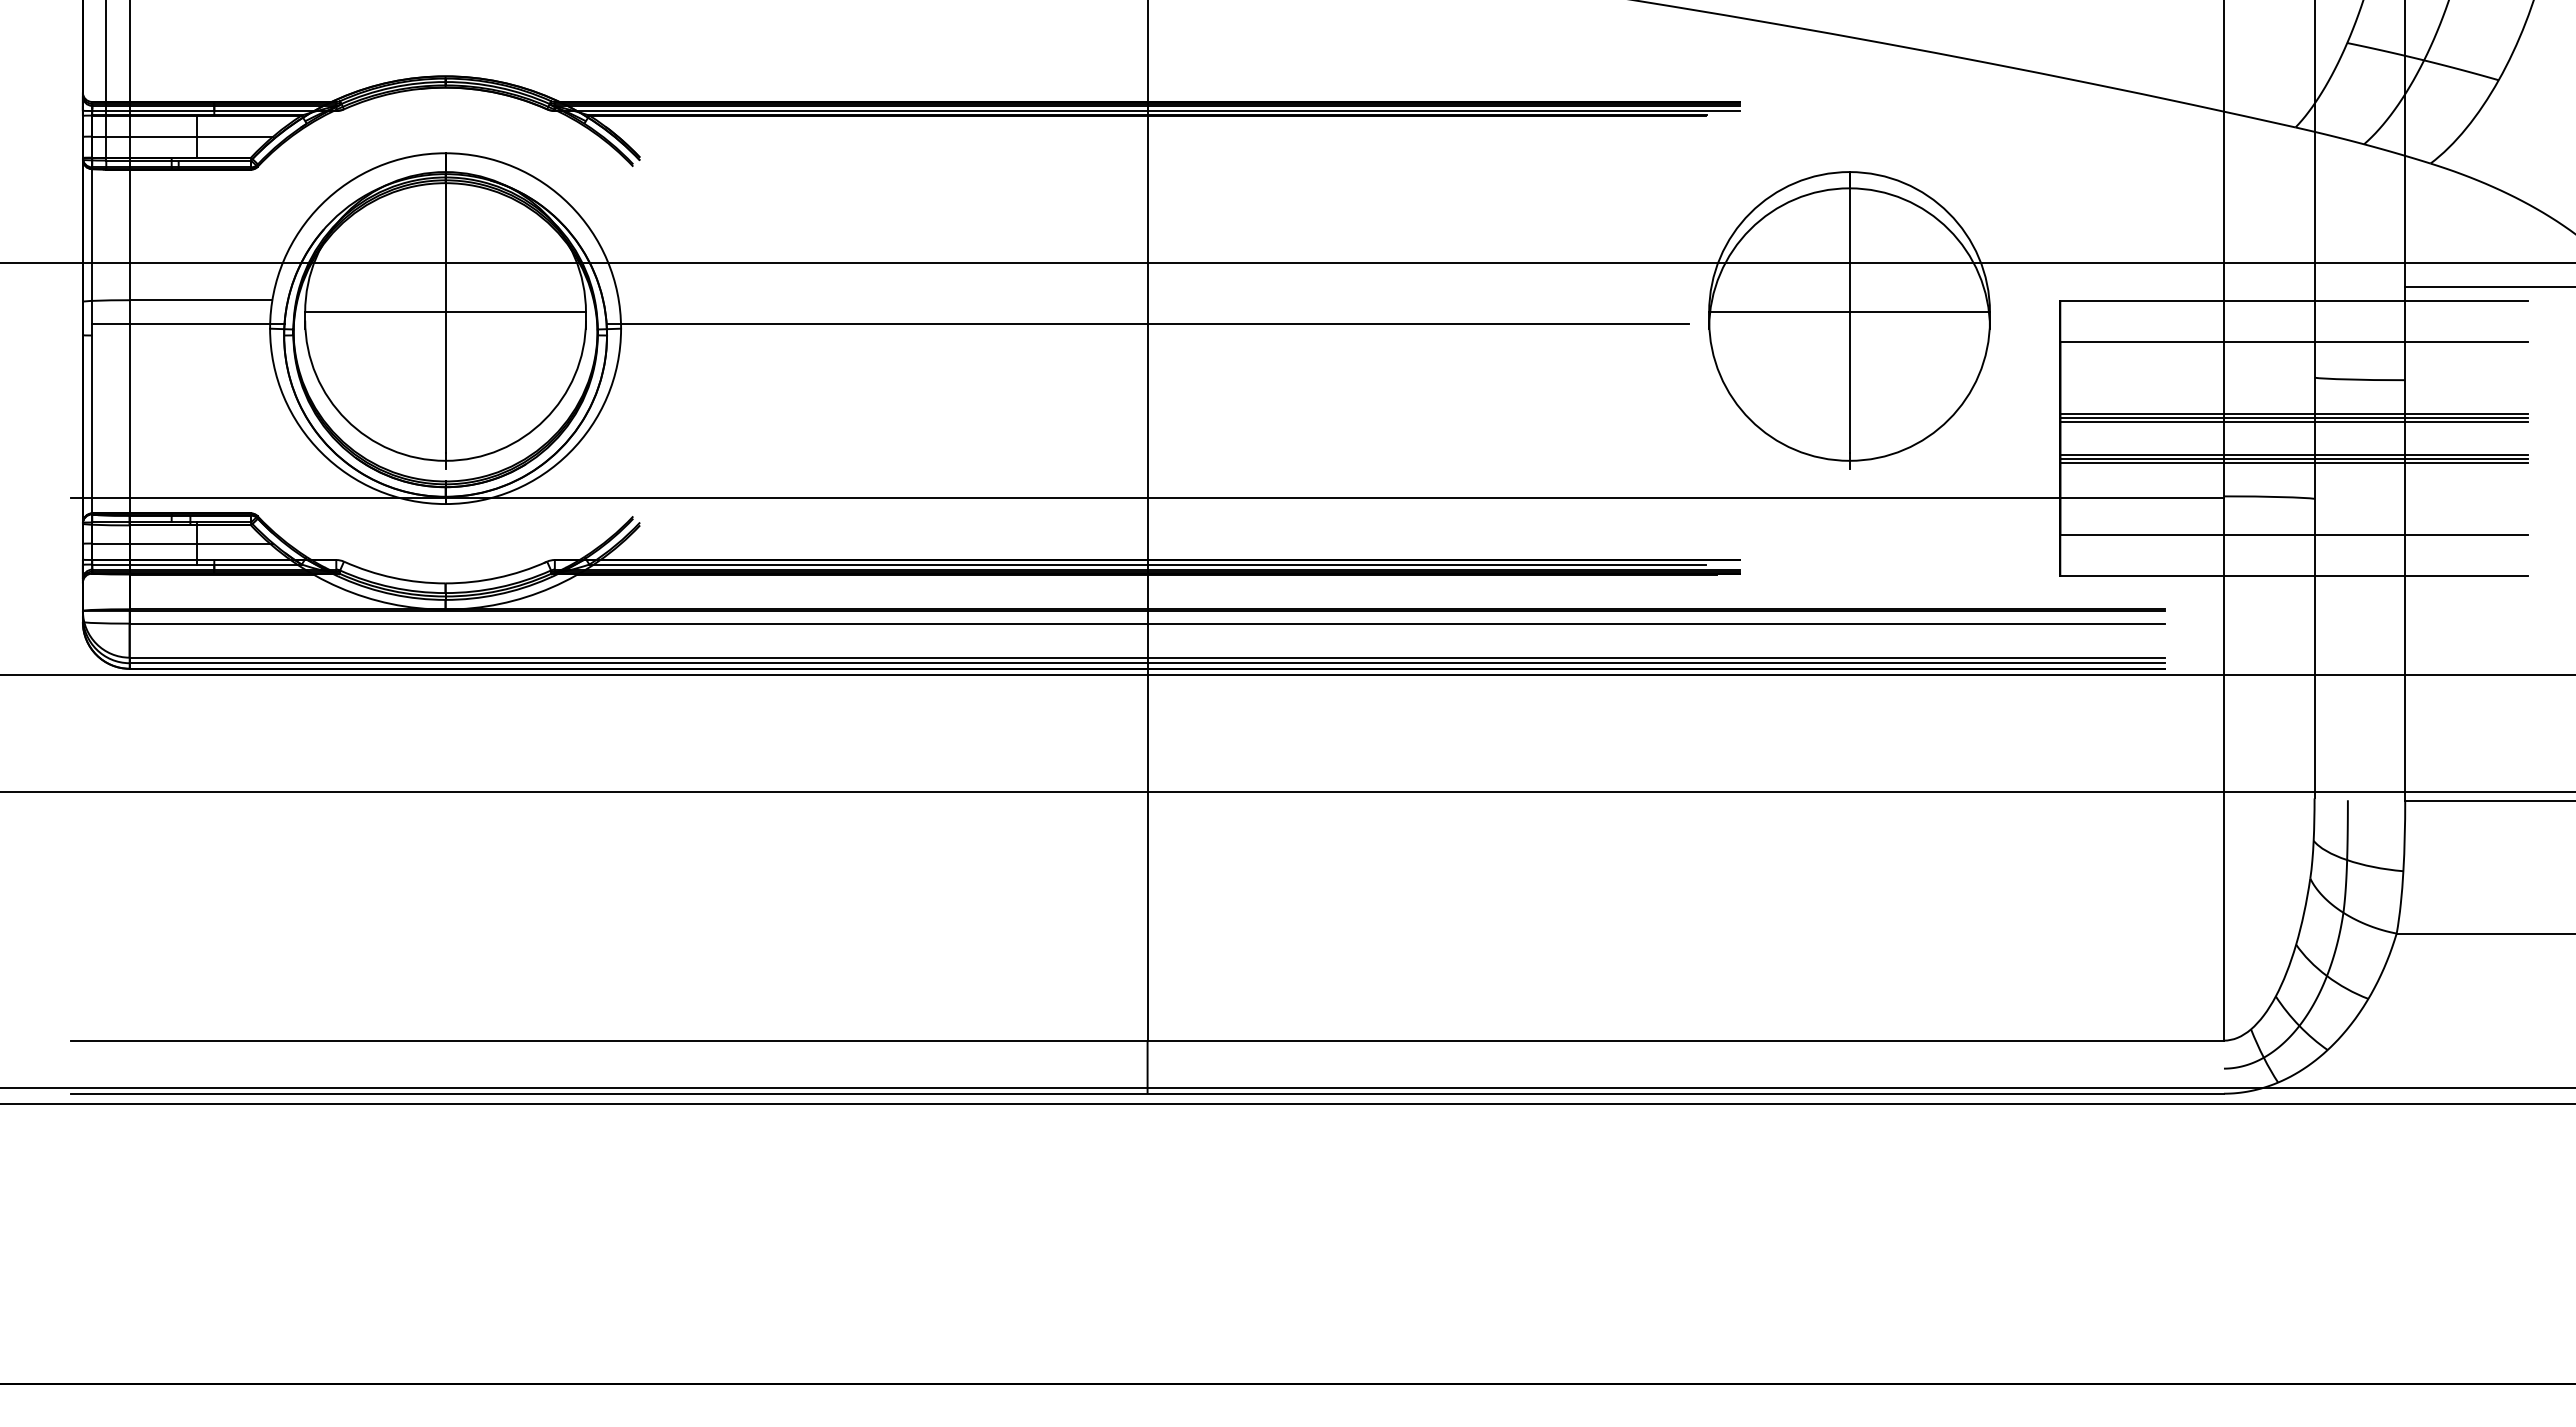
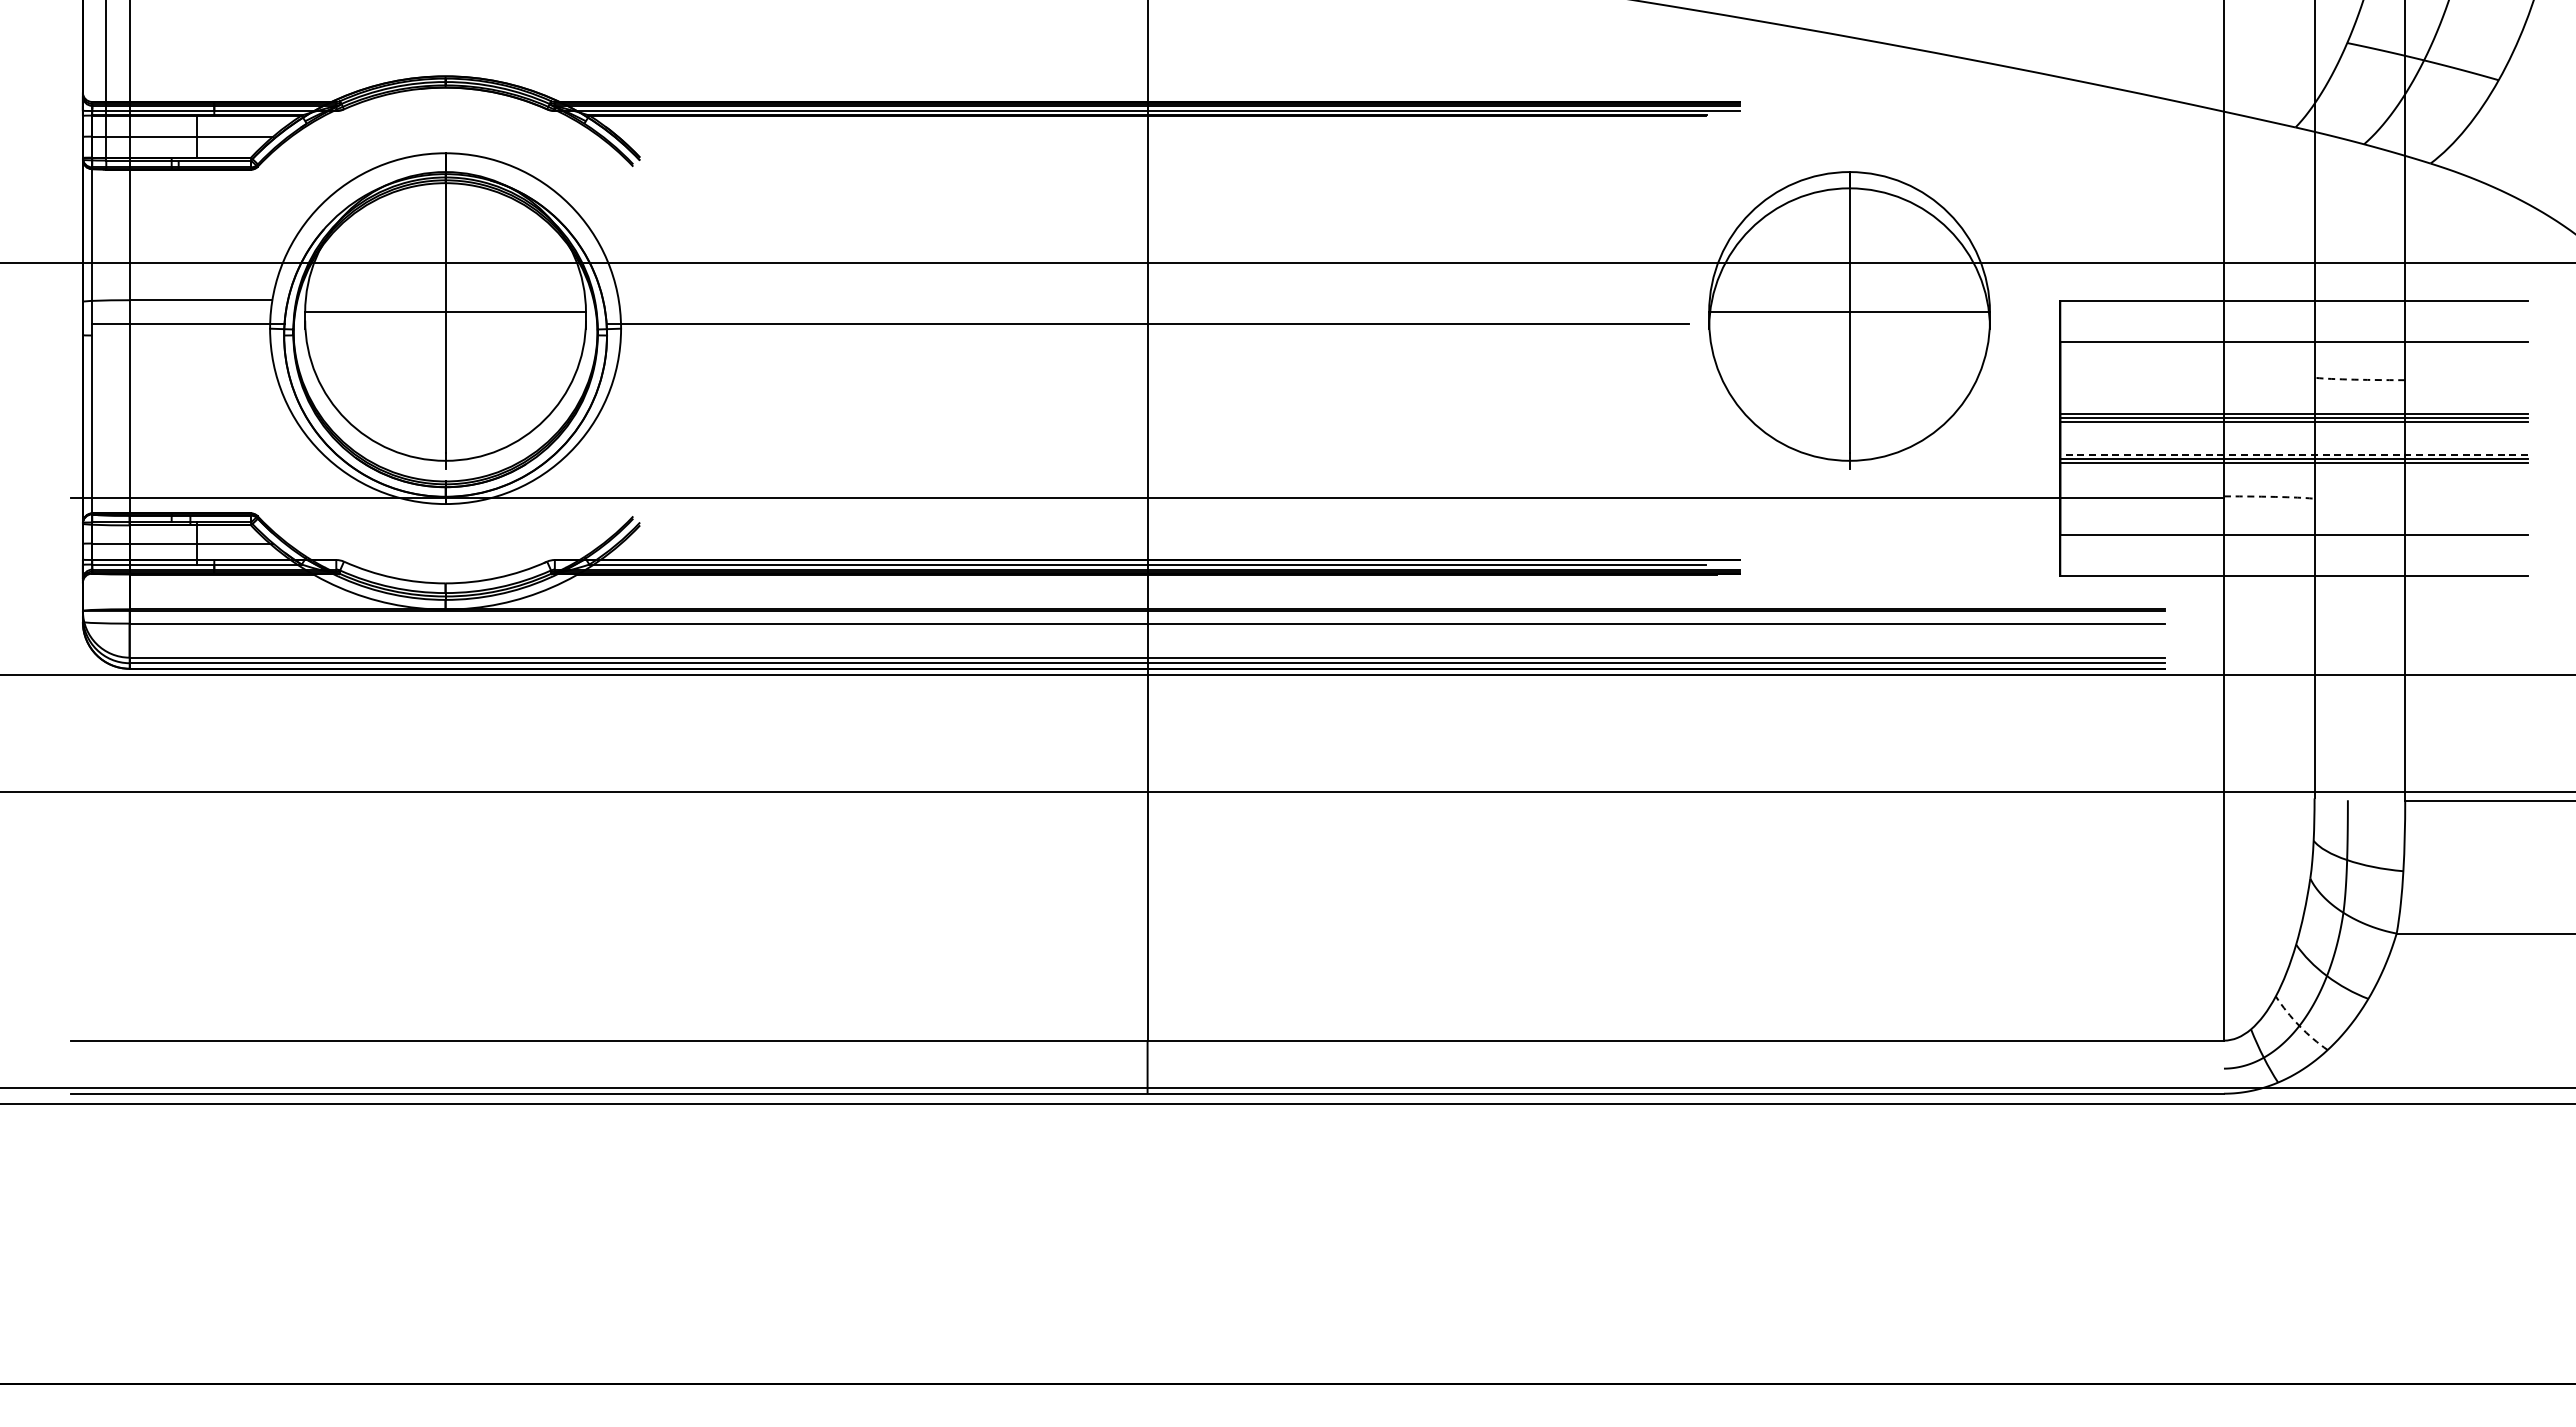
line: present -> none (2488, 286)
arc: solid -> dashed (2357, 379)
line: solid -> dashed (2294, 454)
arc: solid -> dashed (2271, 496)
arc: solid -> dashed (2299, 1025)
